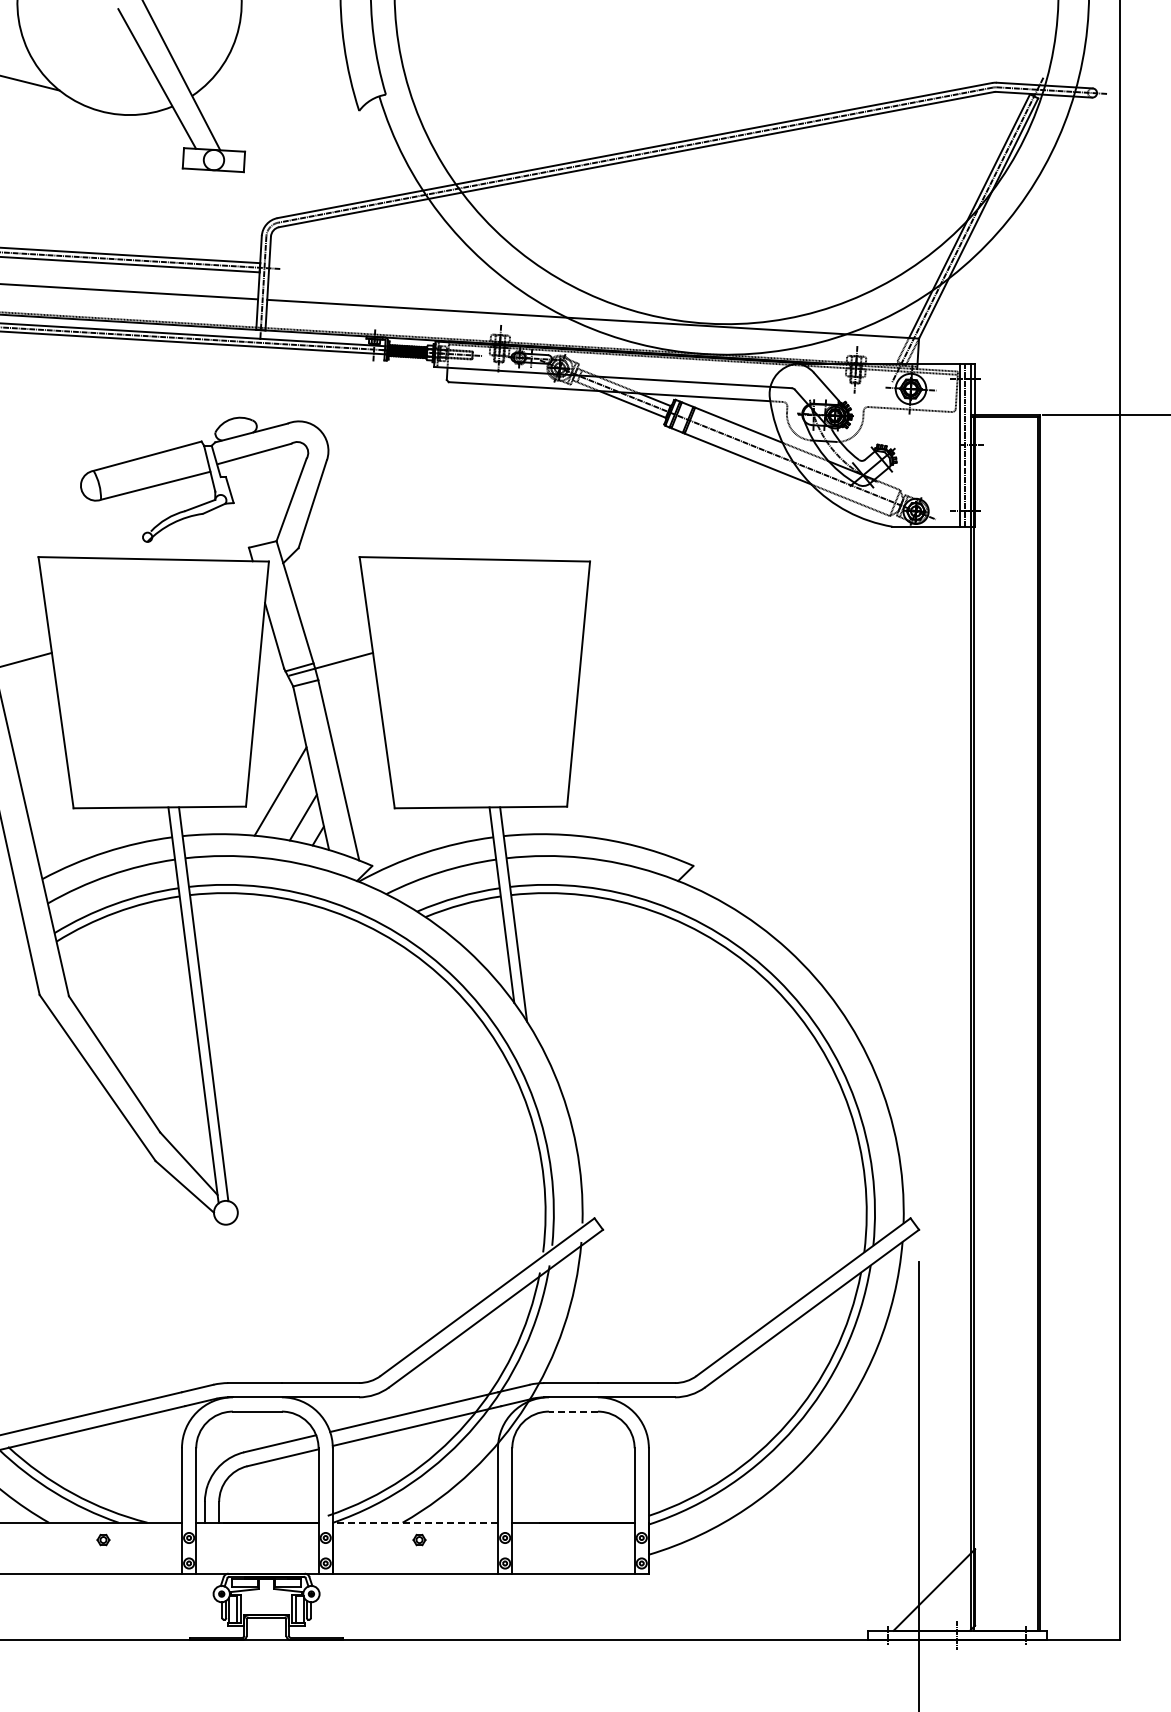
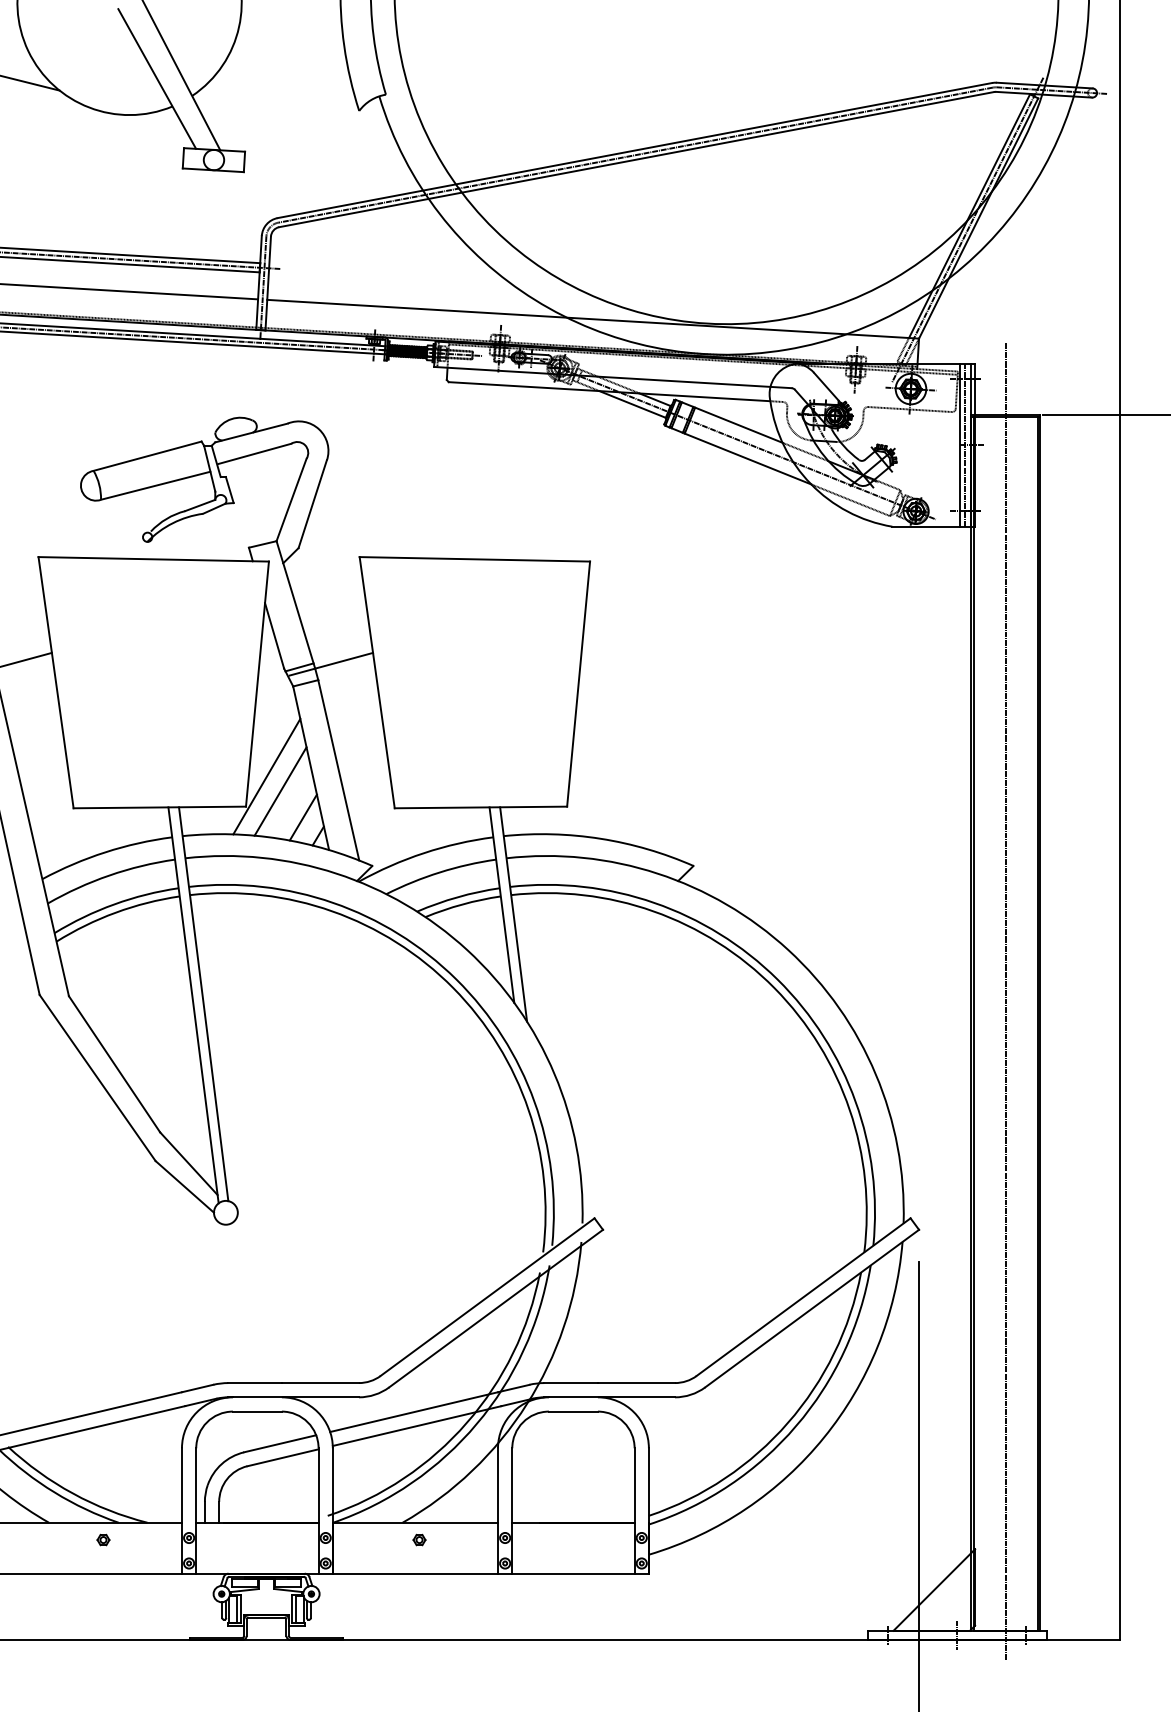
line: none -> present (266, 776)
line: none -> present (1005, 1001)
line: dashed -> solid (572, 1411)
line: dashed -> solid (415, 1522)
